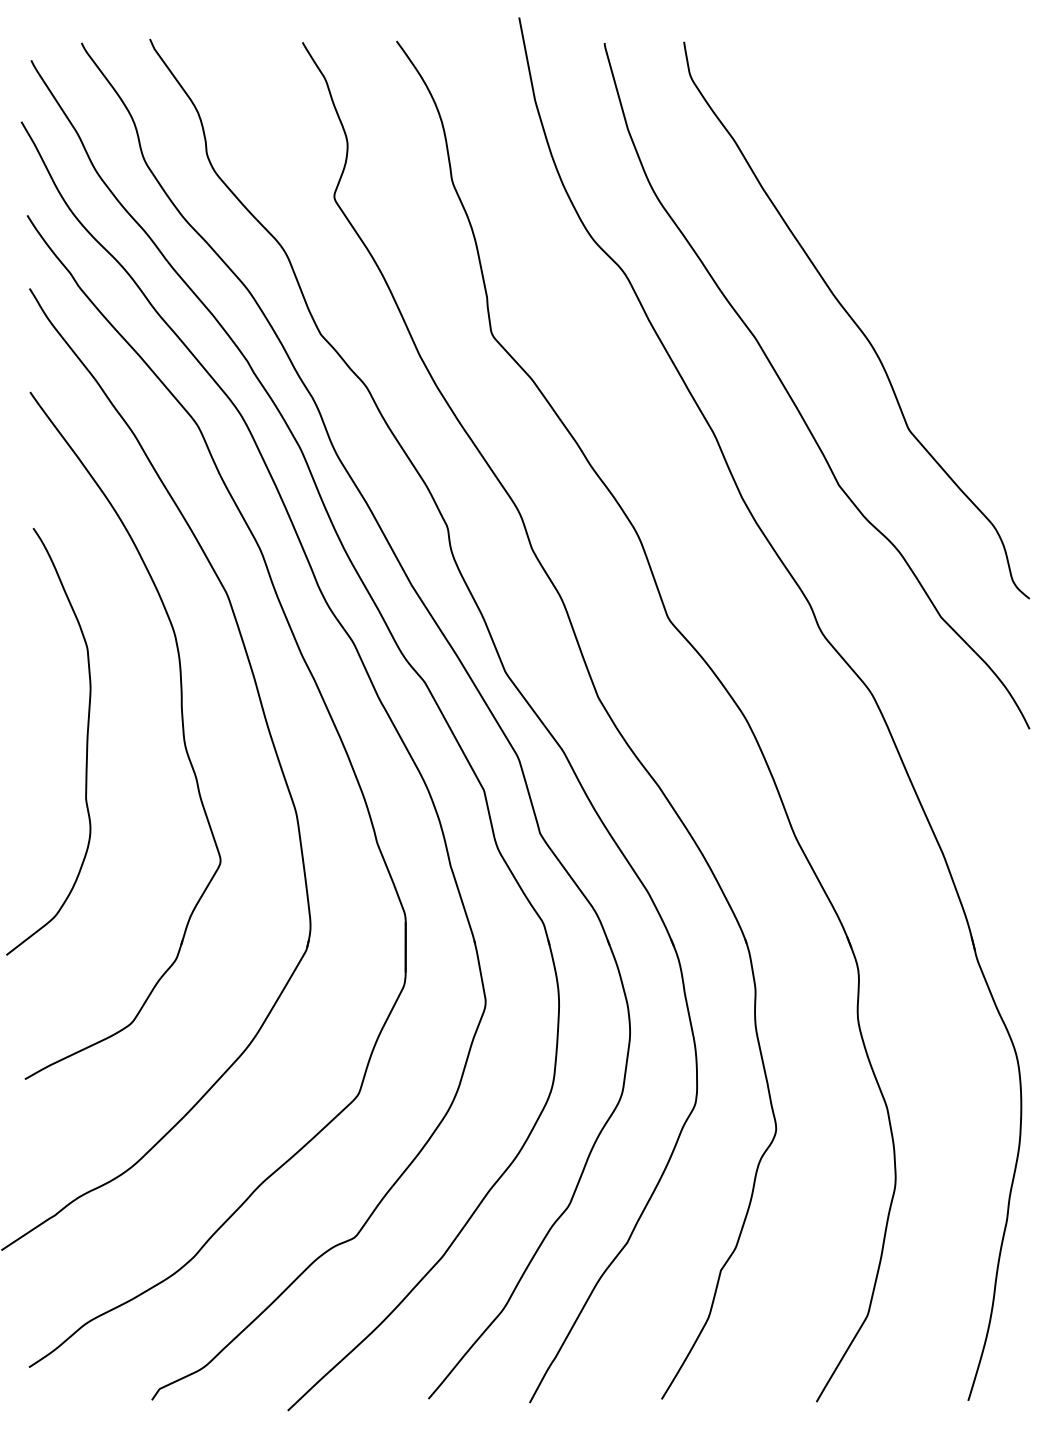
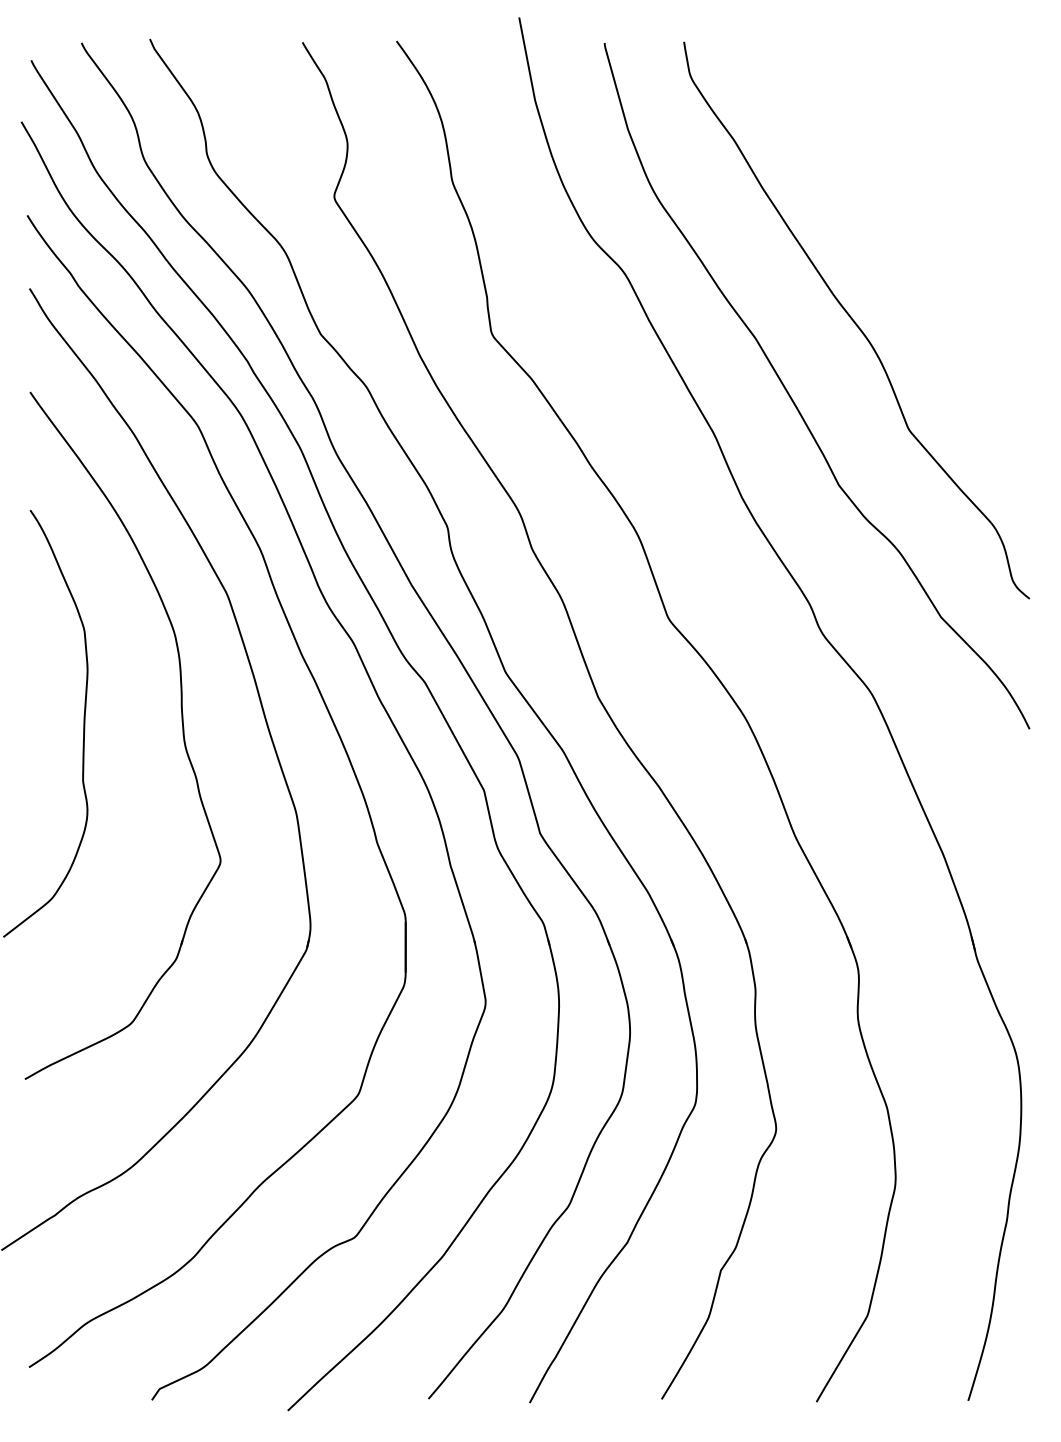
curve position: (86, 741) -> (83, 723) (83, 723)
